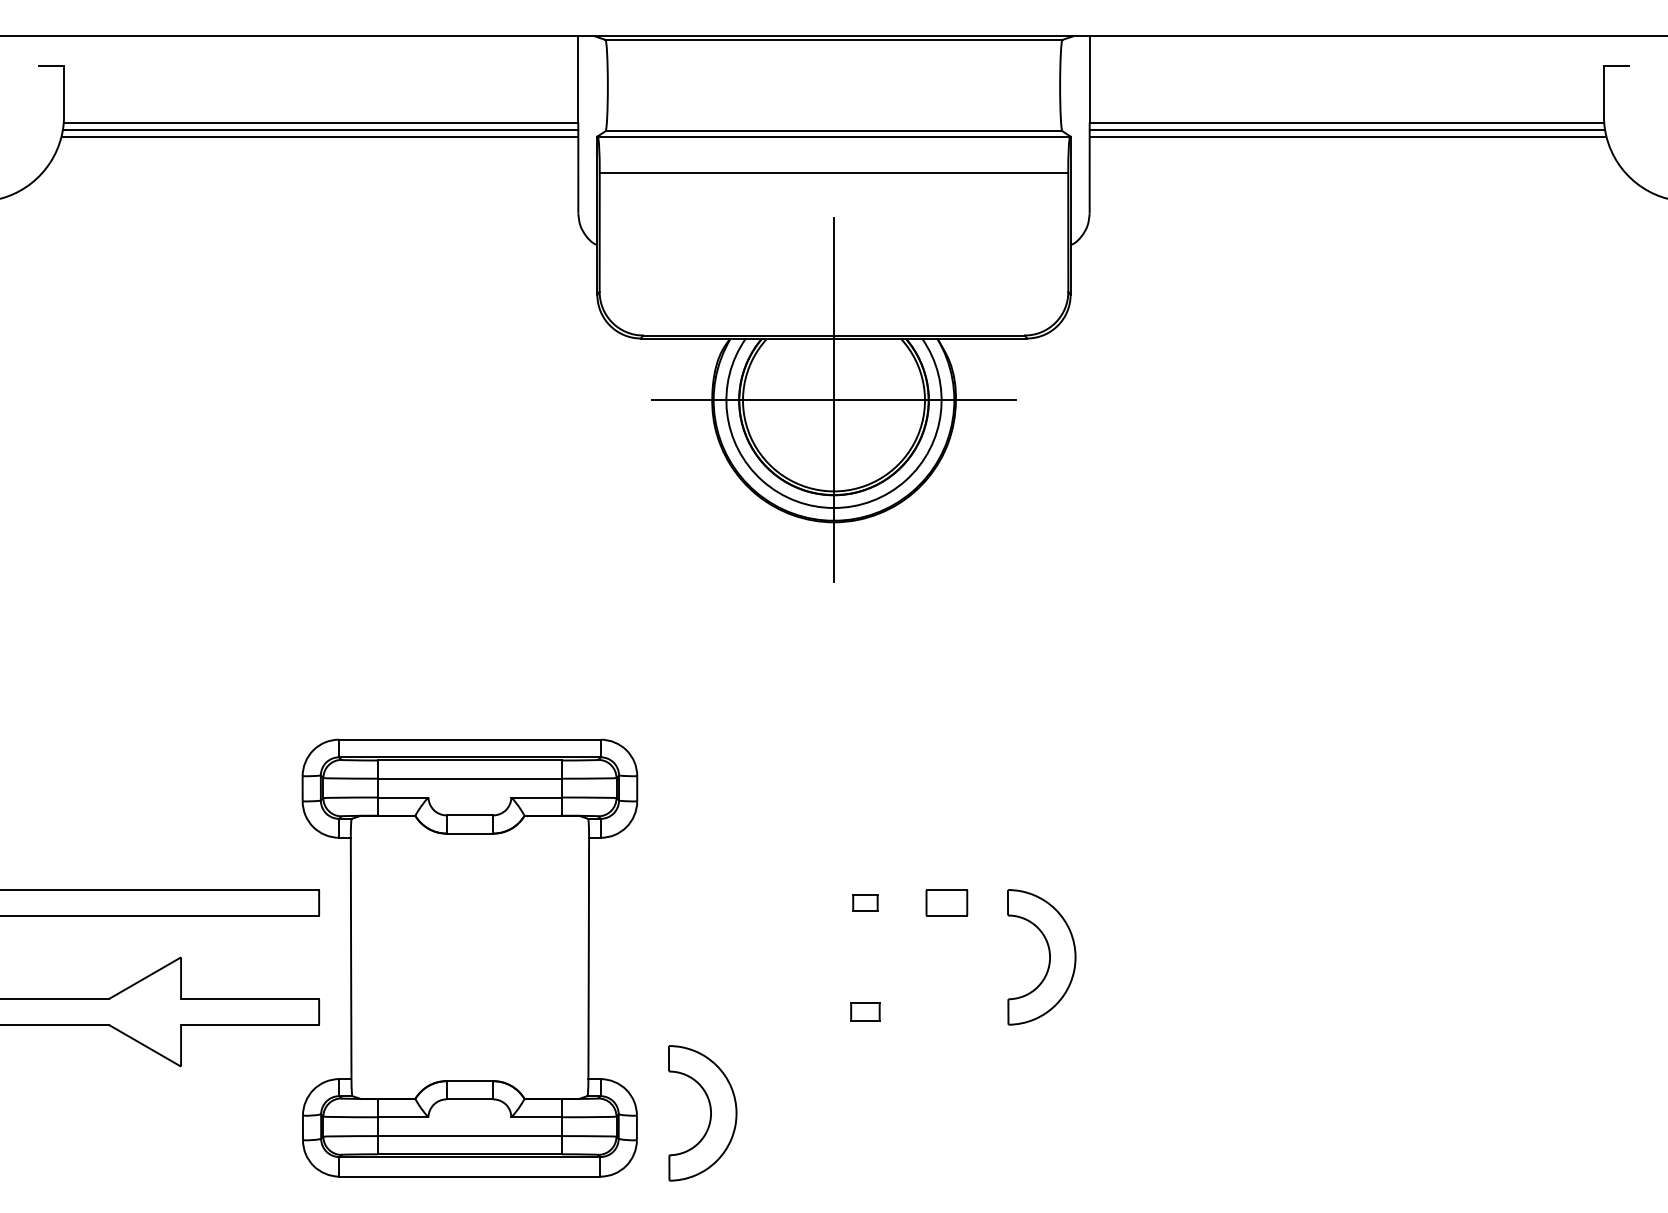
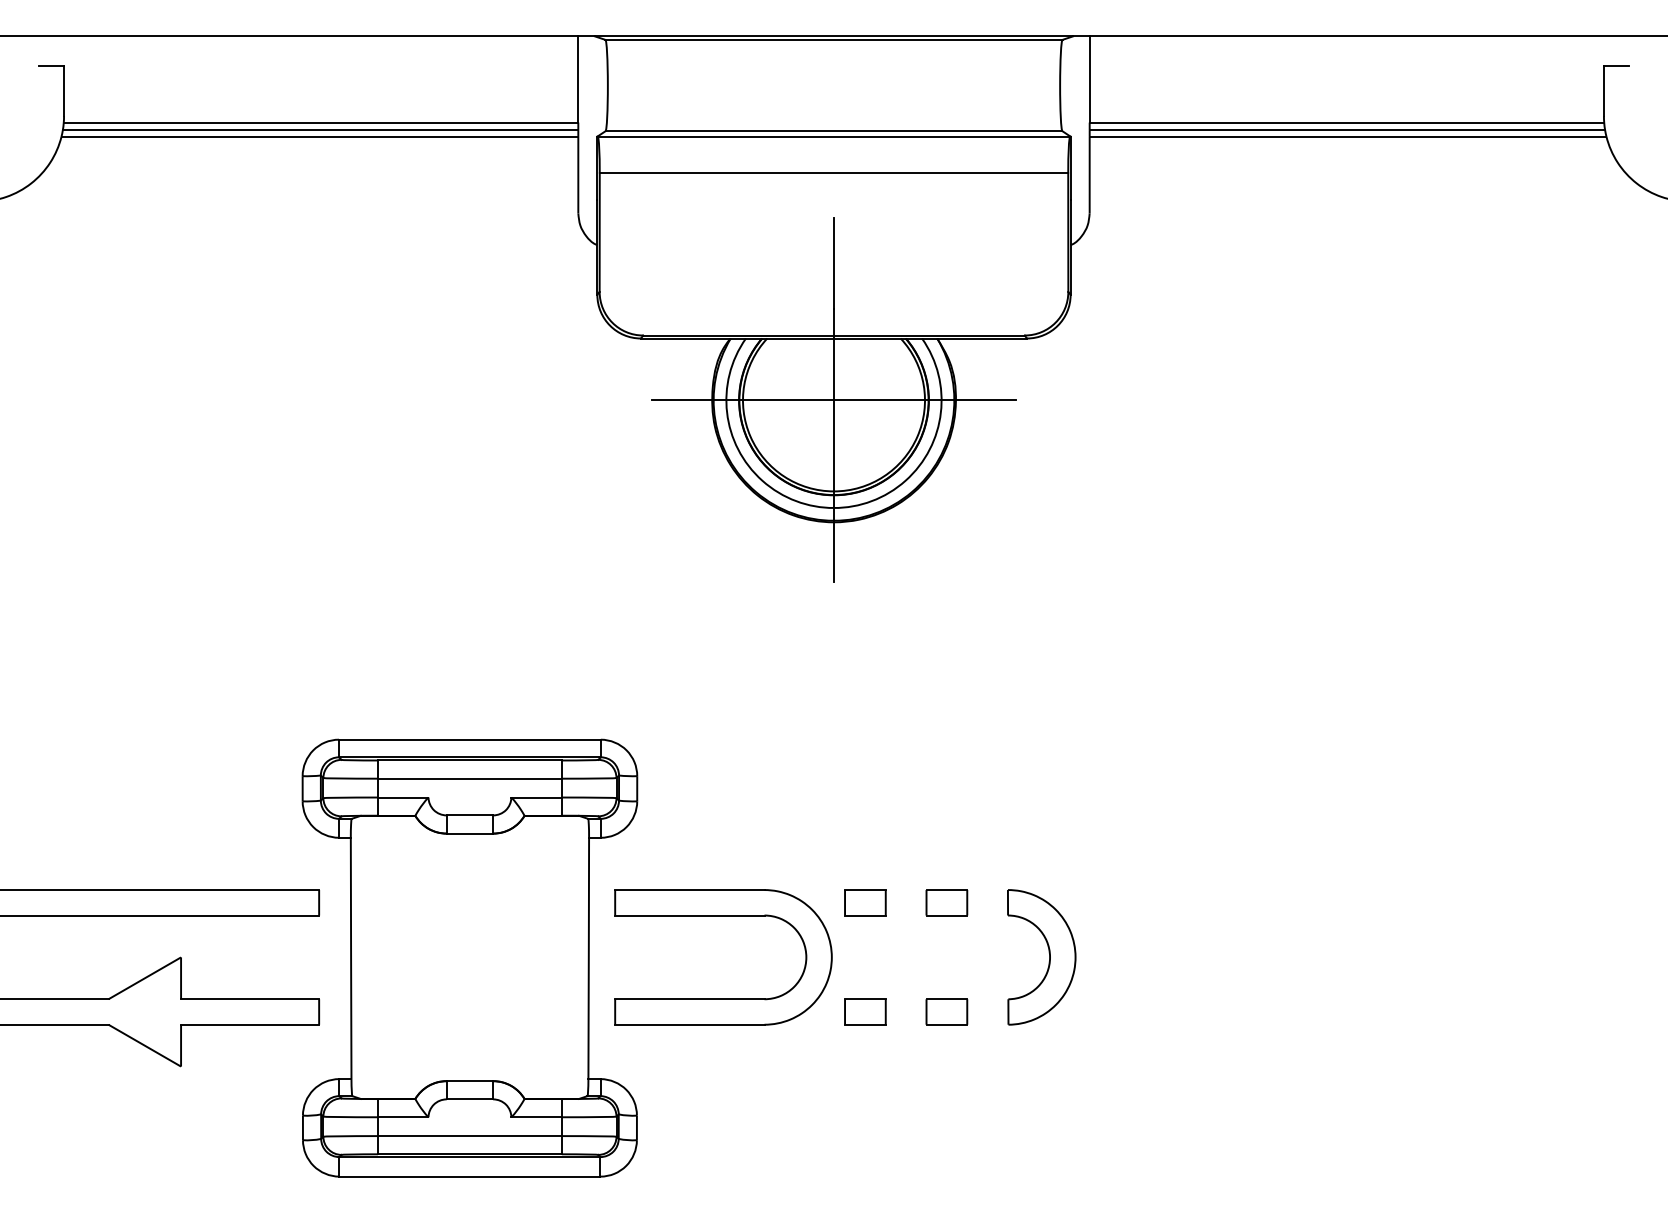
part size: 27x18 px -> 43x28 px (865, 902)
part: none -> present (723, 916)
part size: 31x20 px -> 43x28 px (865, 1011)
part: none -> present (946, 1011)
part: present -> none (710, 1113)
